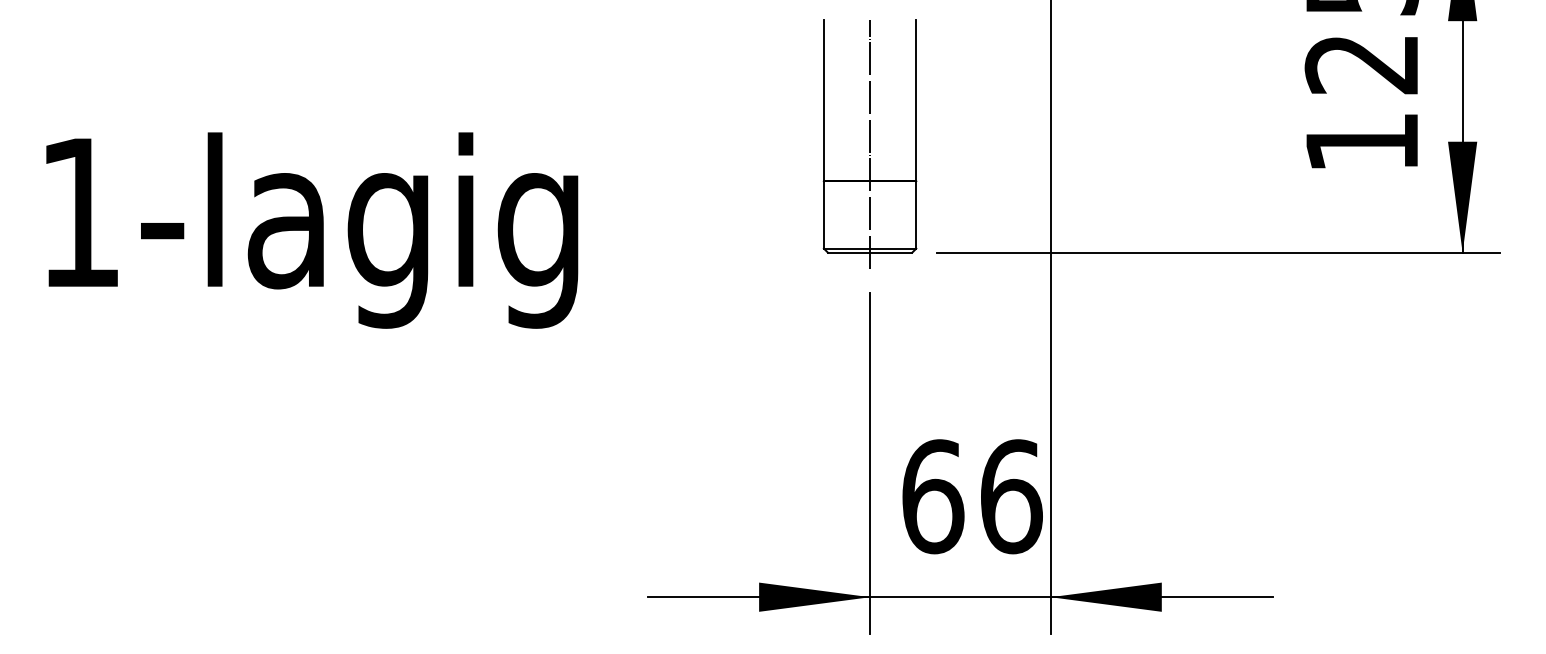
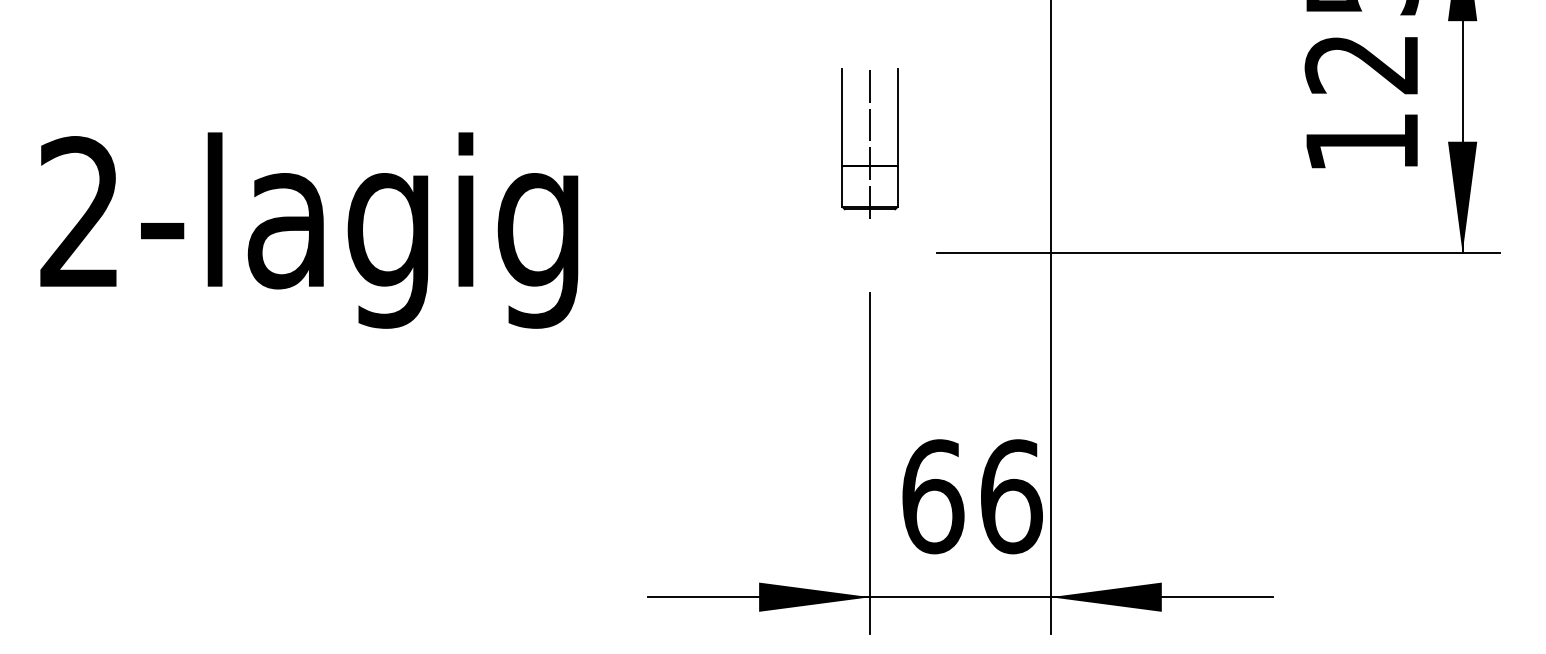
part size: 96x250 px -> 58x151 px (869, 143)
text: 1-lagig -> 2-lagig (78, 211)
